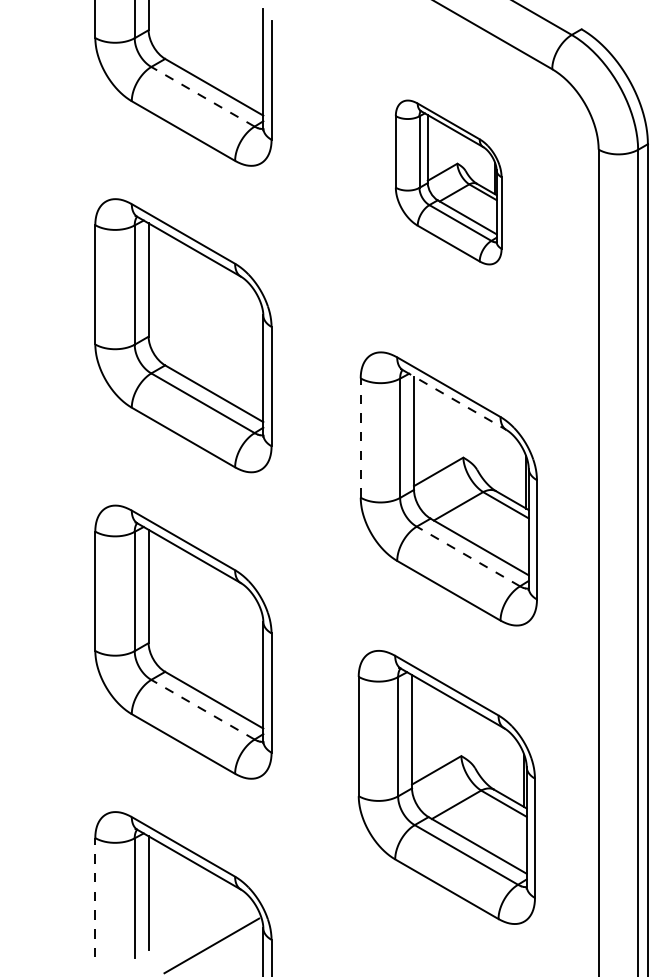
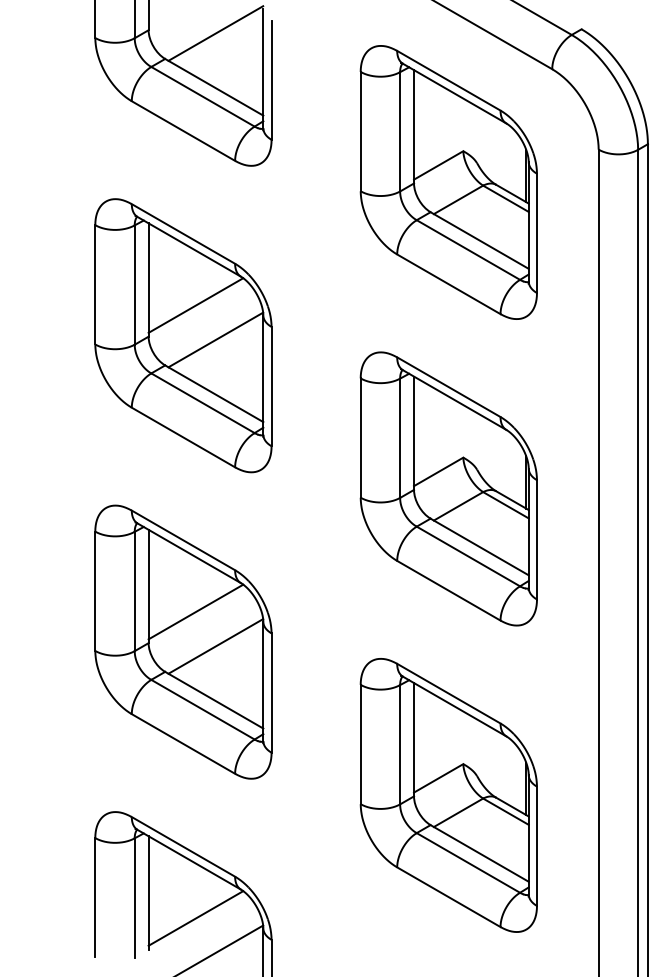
line: none -> present (215, 33)
line: dashed -> solid (203, 96)
part size: 108x167 px -> 179x275 px (448, 182)
line: none -> present (195, 305)
line: none -> present (215, 339)
line: dashed -> solid (454, 400)
line: dashed -> solid (360, 438)
line: dashed -> solid (468, 556)
line: none -> present (195, 611)
line: none -> present (215, 646)
line: dashed -> solid (203, 709)
part position: (446, 787) -> (448, 795) (448, 795)
line: dashed -> solid (95, 897)
line: none -> present (195, 918)
line position: (211, 945) -> (221, 949) (221, 949)
